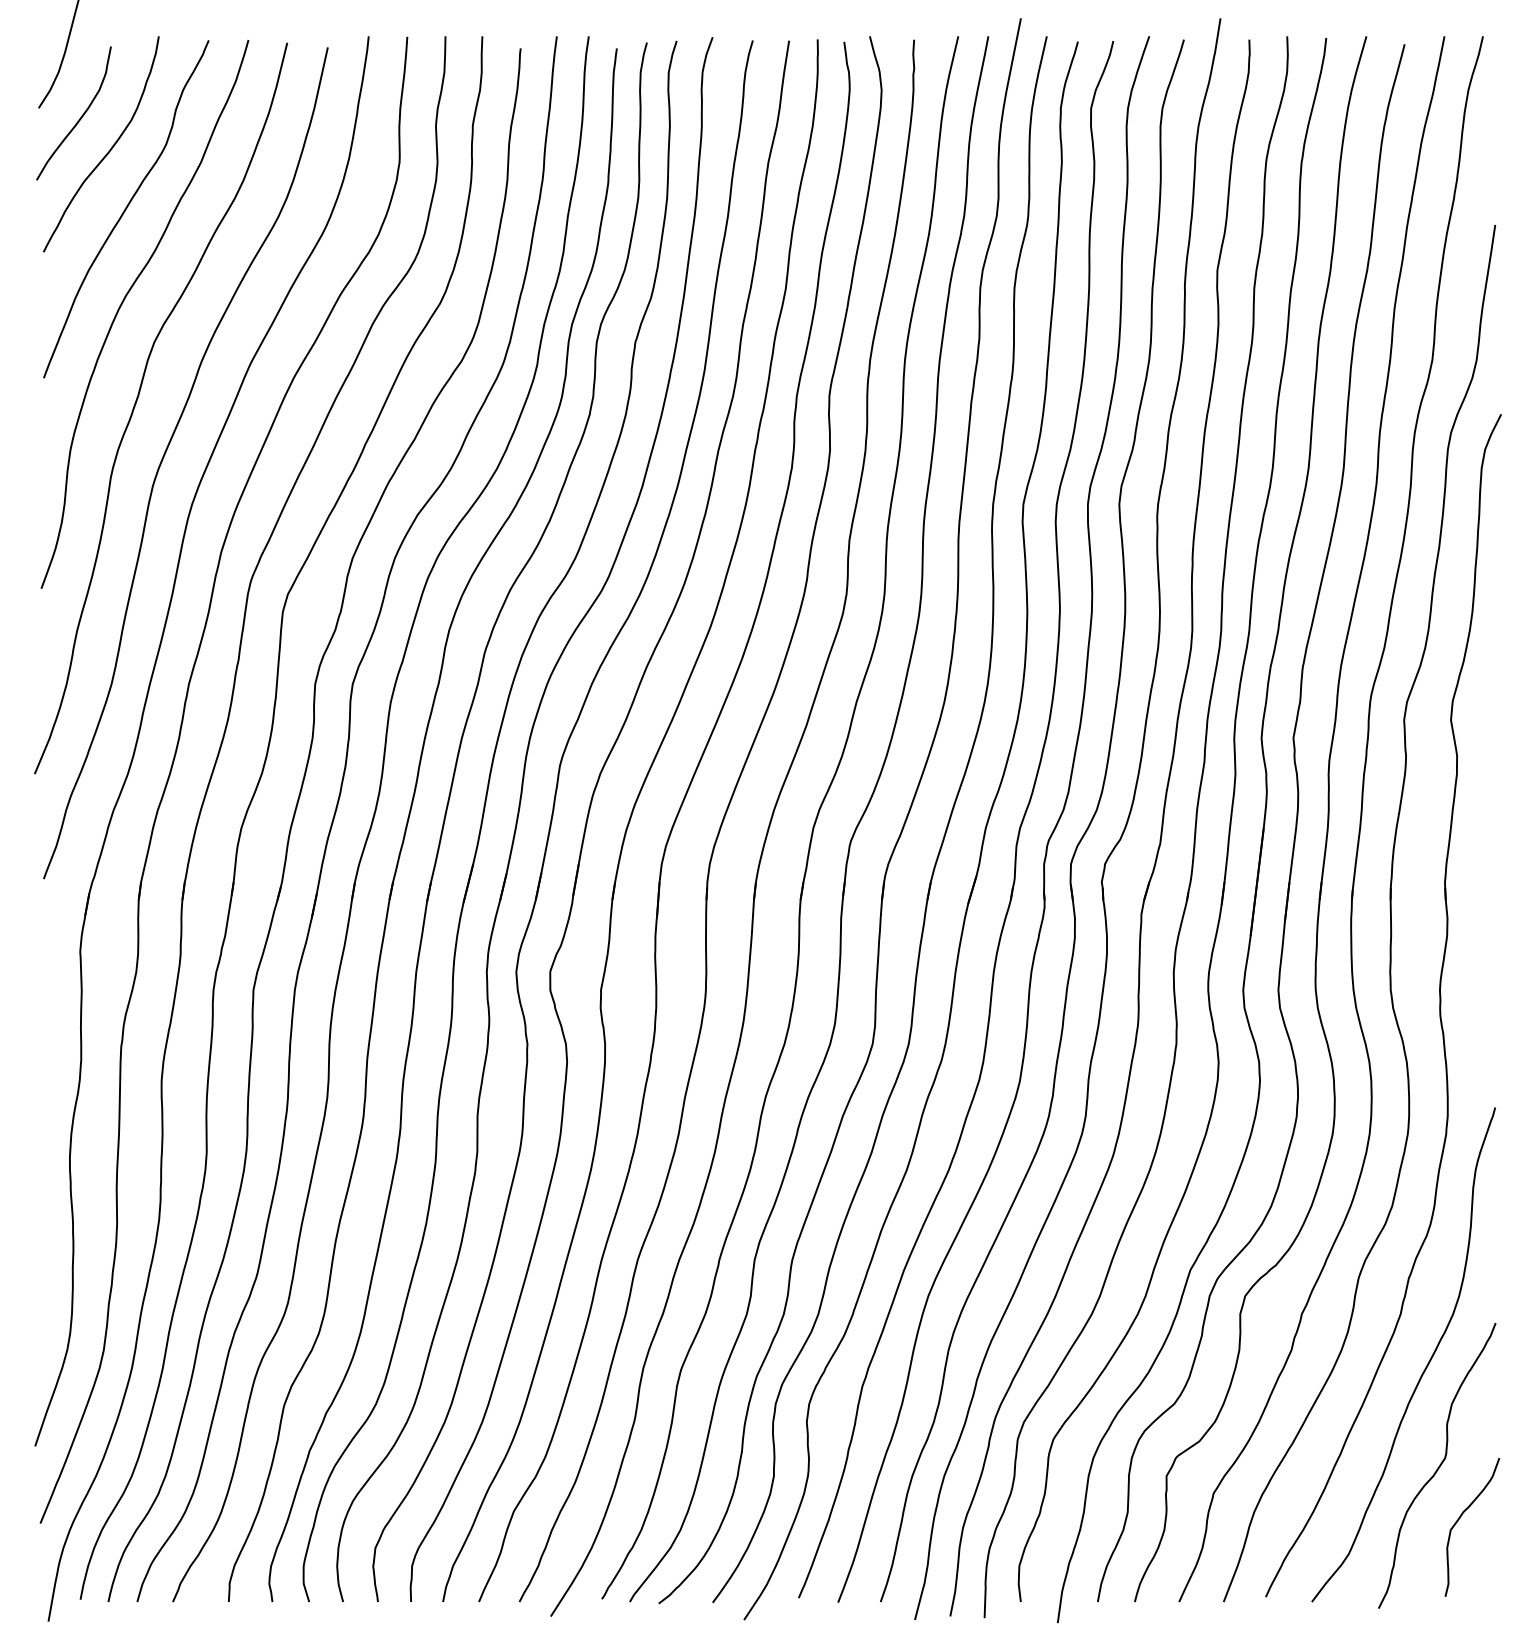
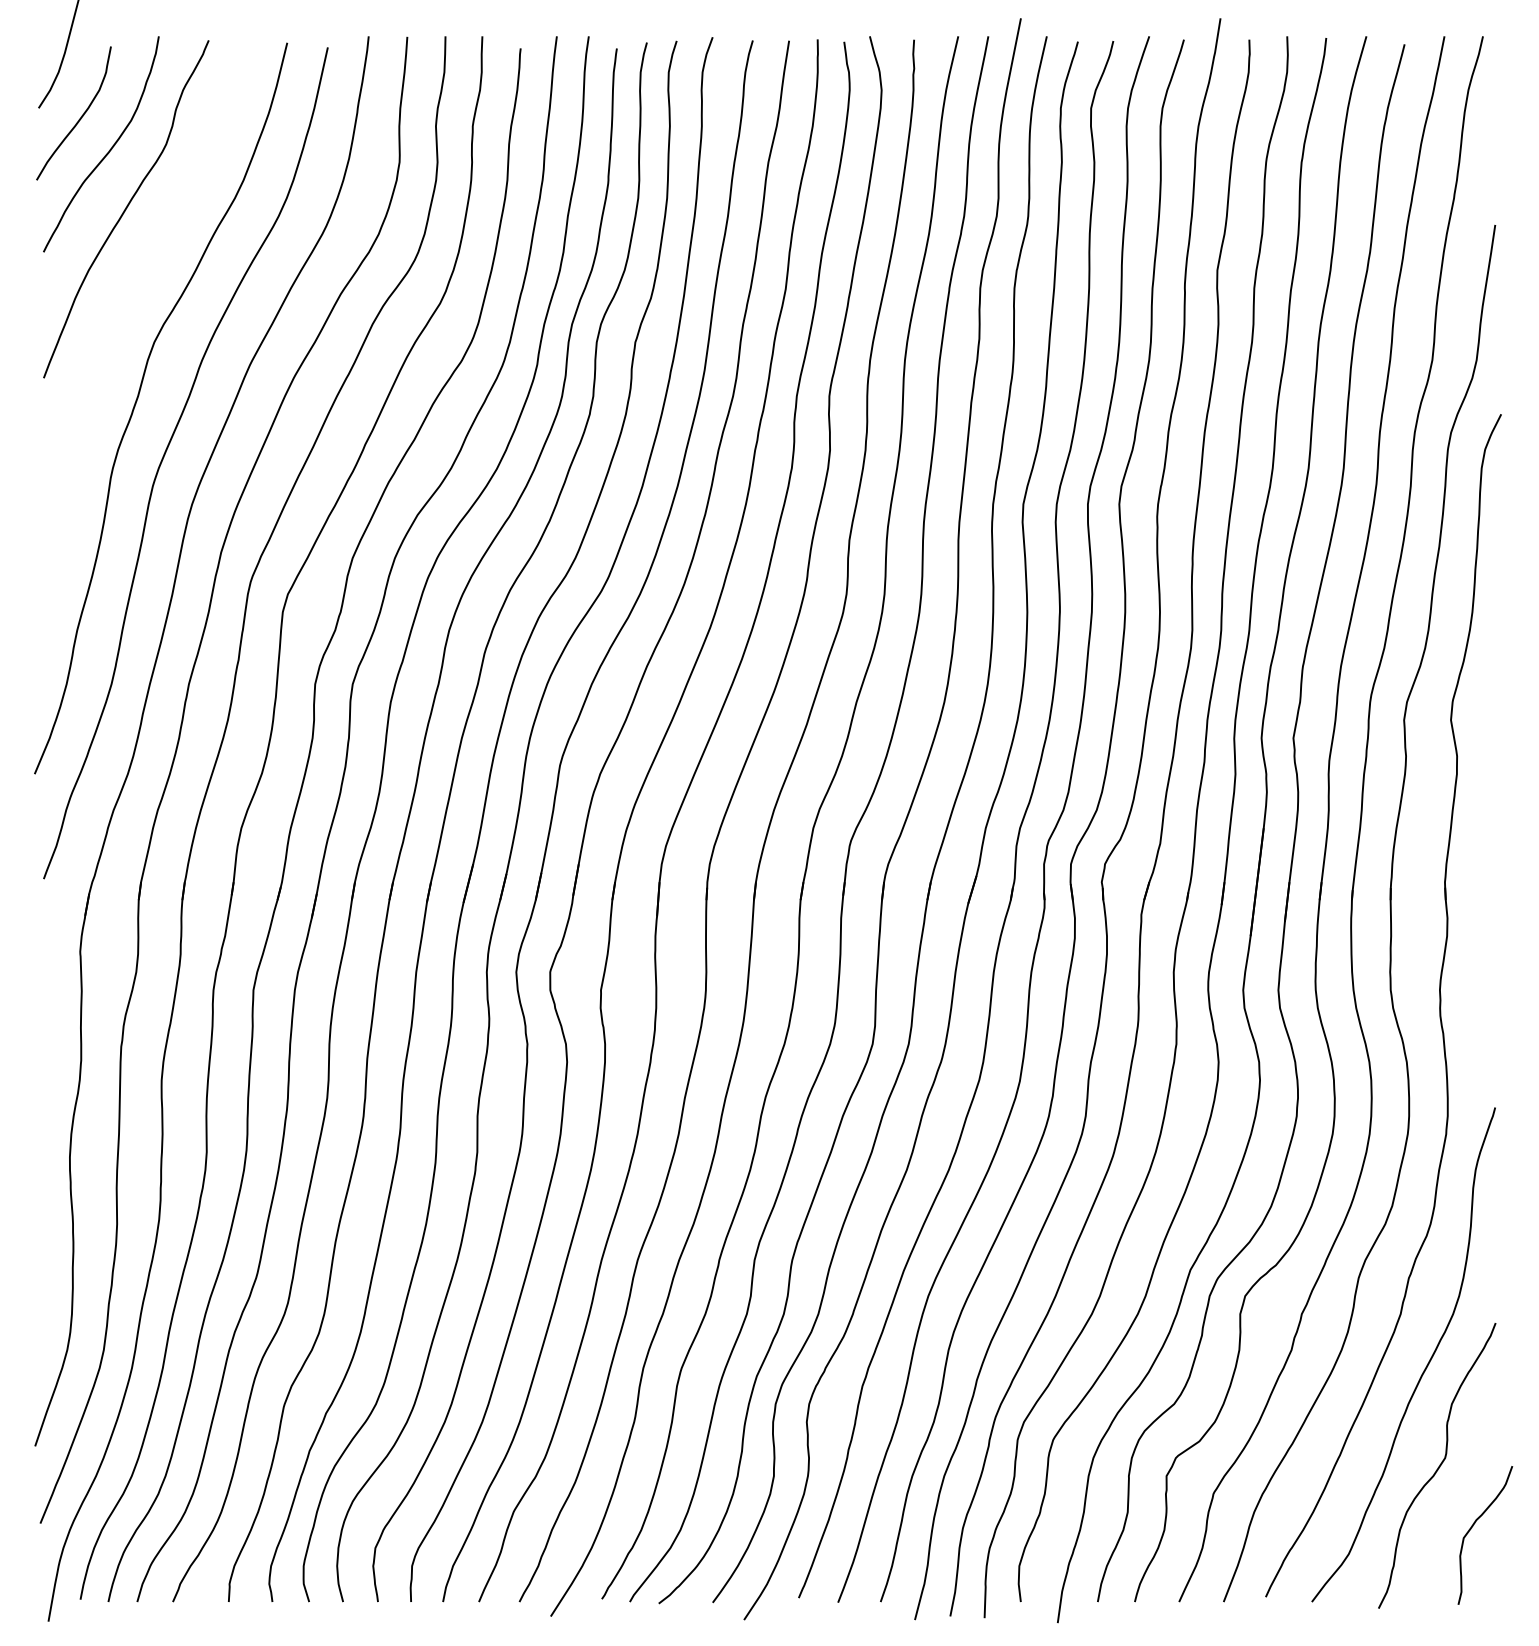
curve: present -> none (122, 304)
curve position: (1460, 1518) -> (1473, 1526) (1473, 1526)
